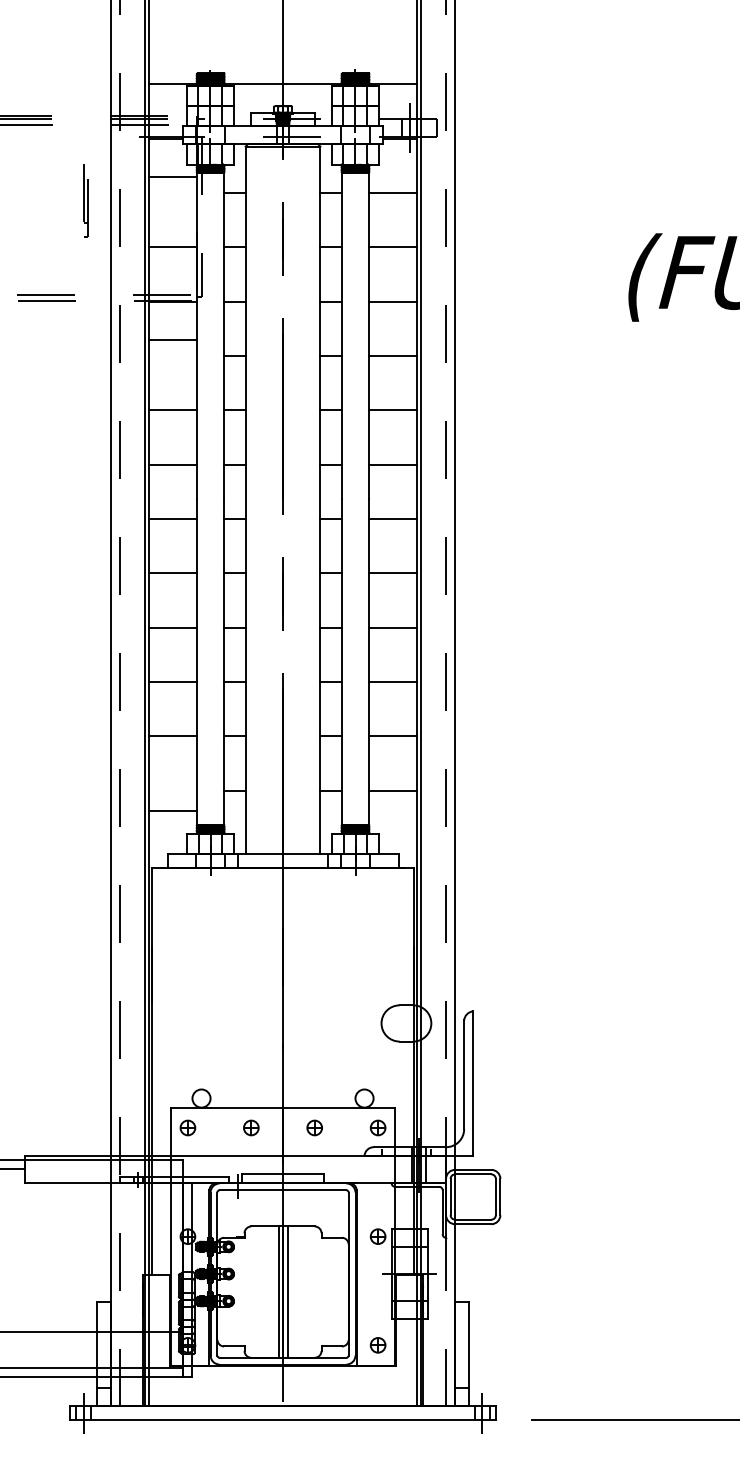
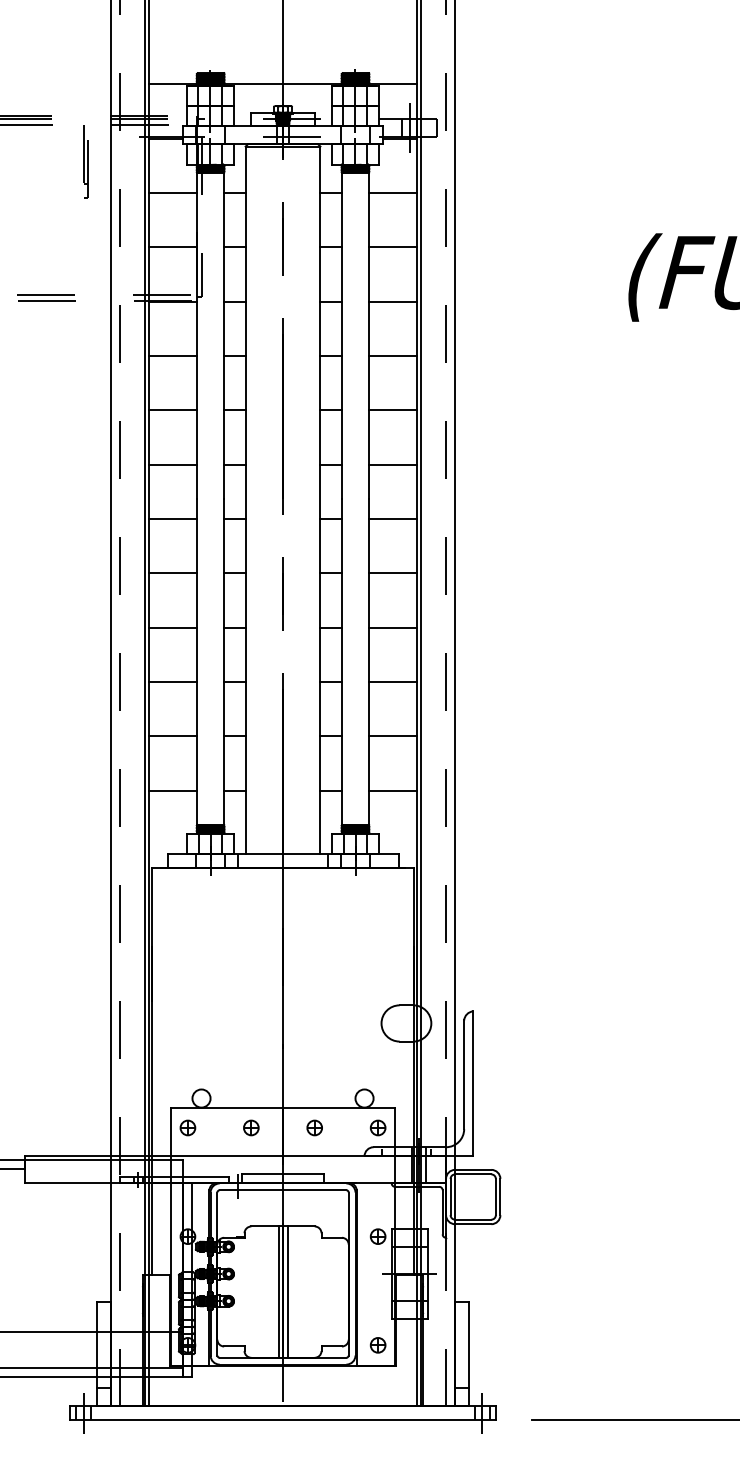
line position: (173, 176) -> (173, 192) (173, 192)
part position: (85, 200) -> (85, 161) (85, 161)
line position: (173, 339) -> (173, 355) (173, 355)
line position: (173, 810) -> (173, 790) (173, 790)
